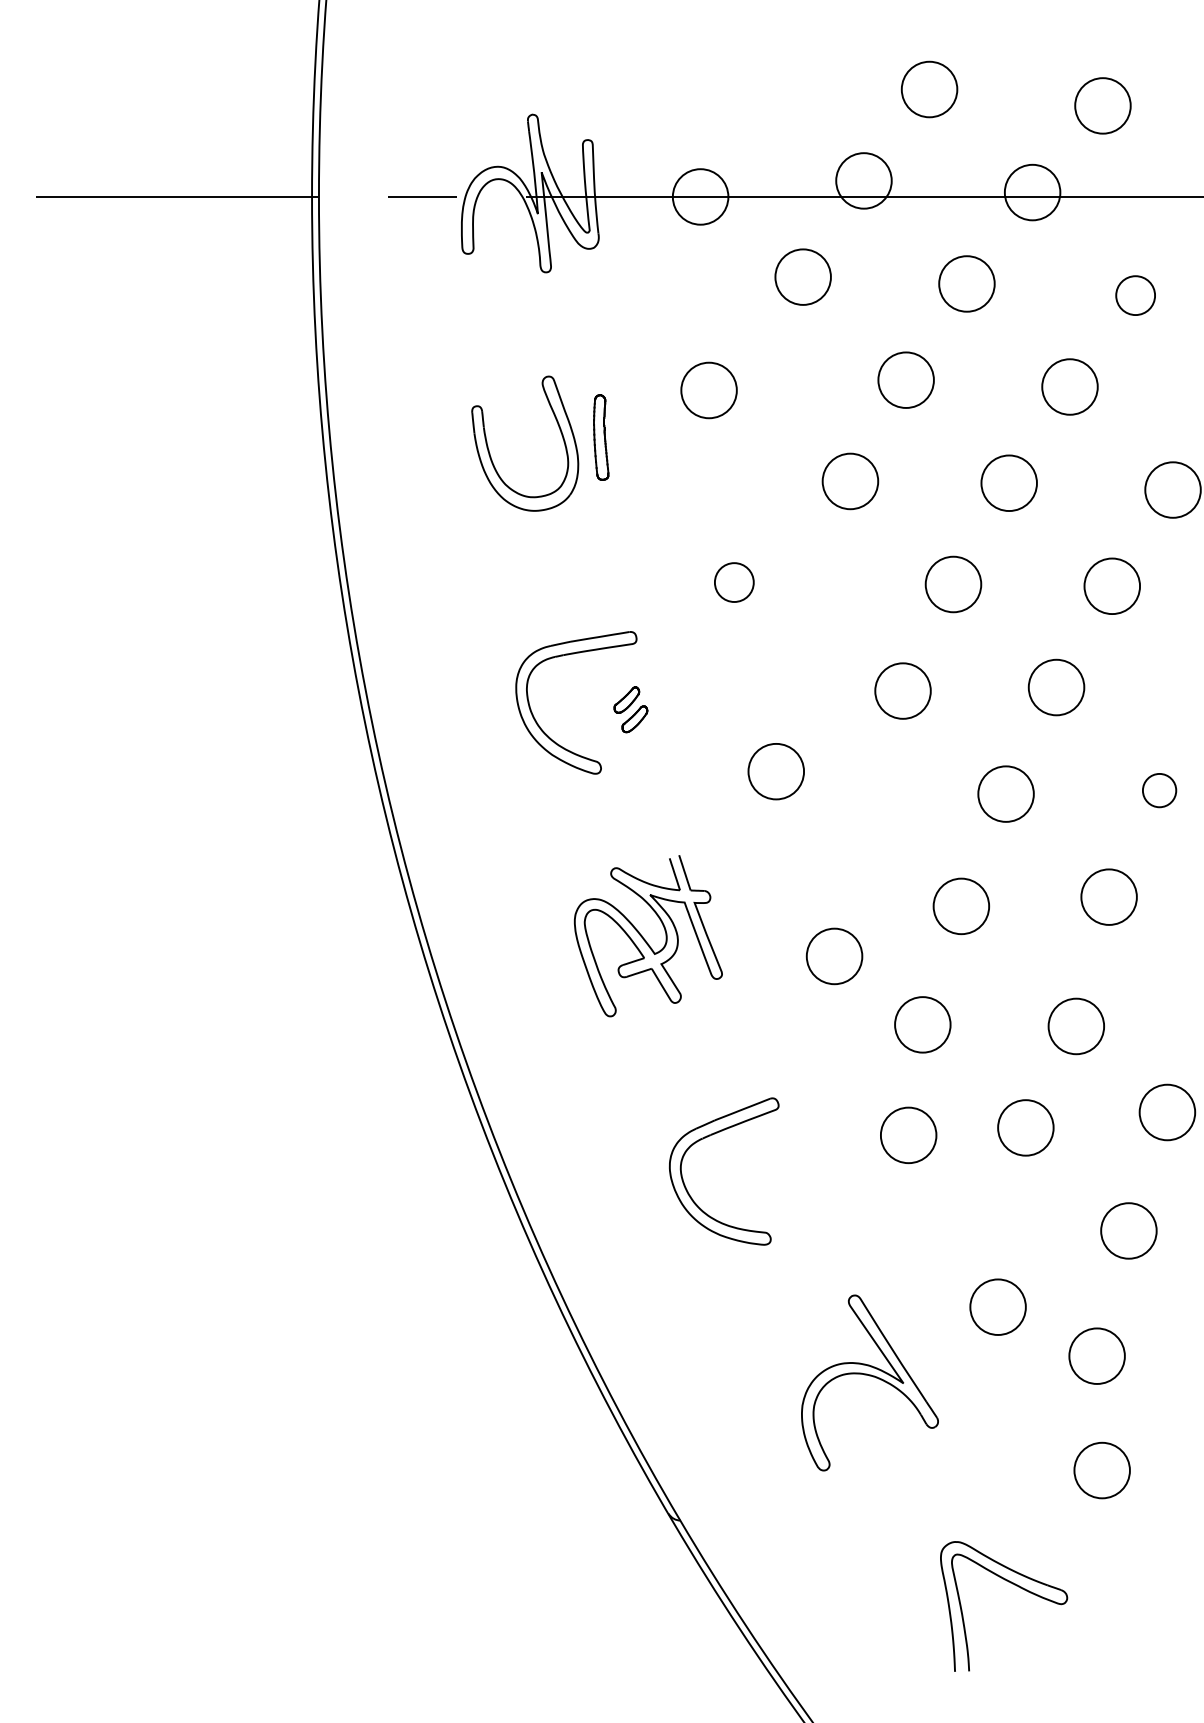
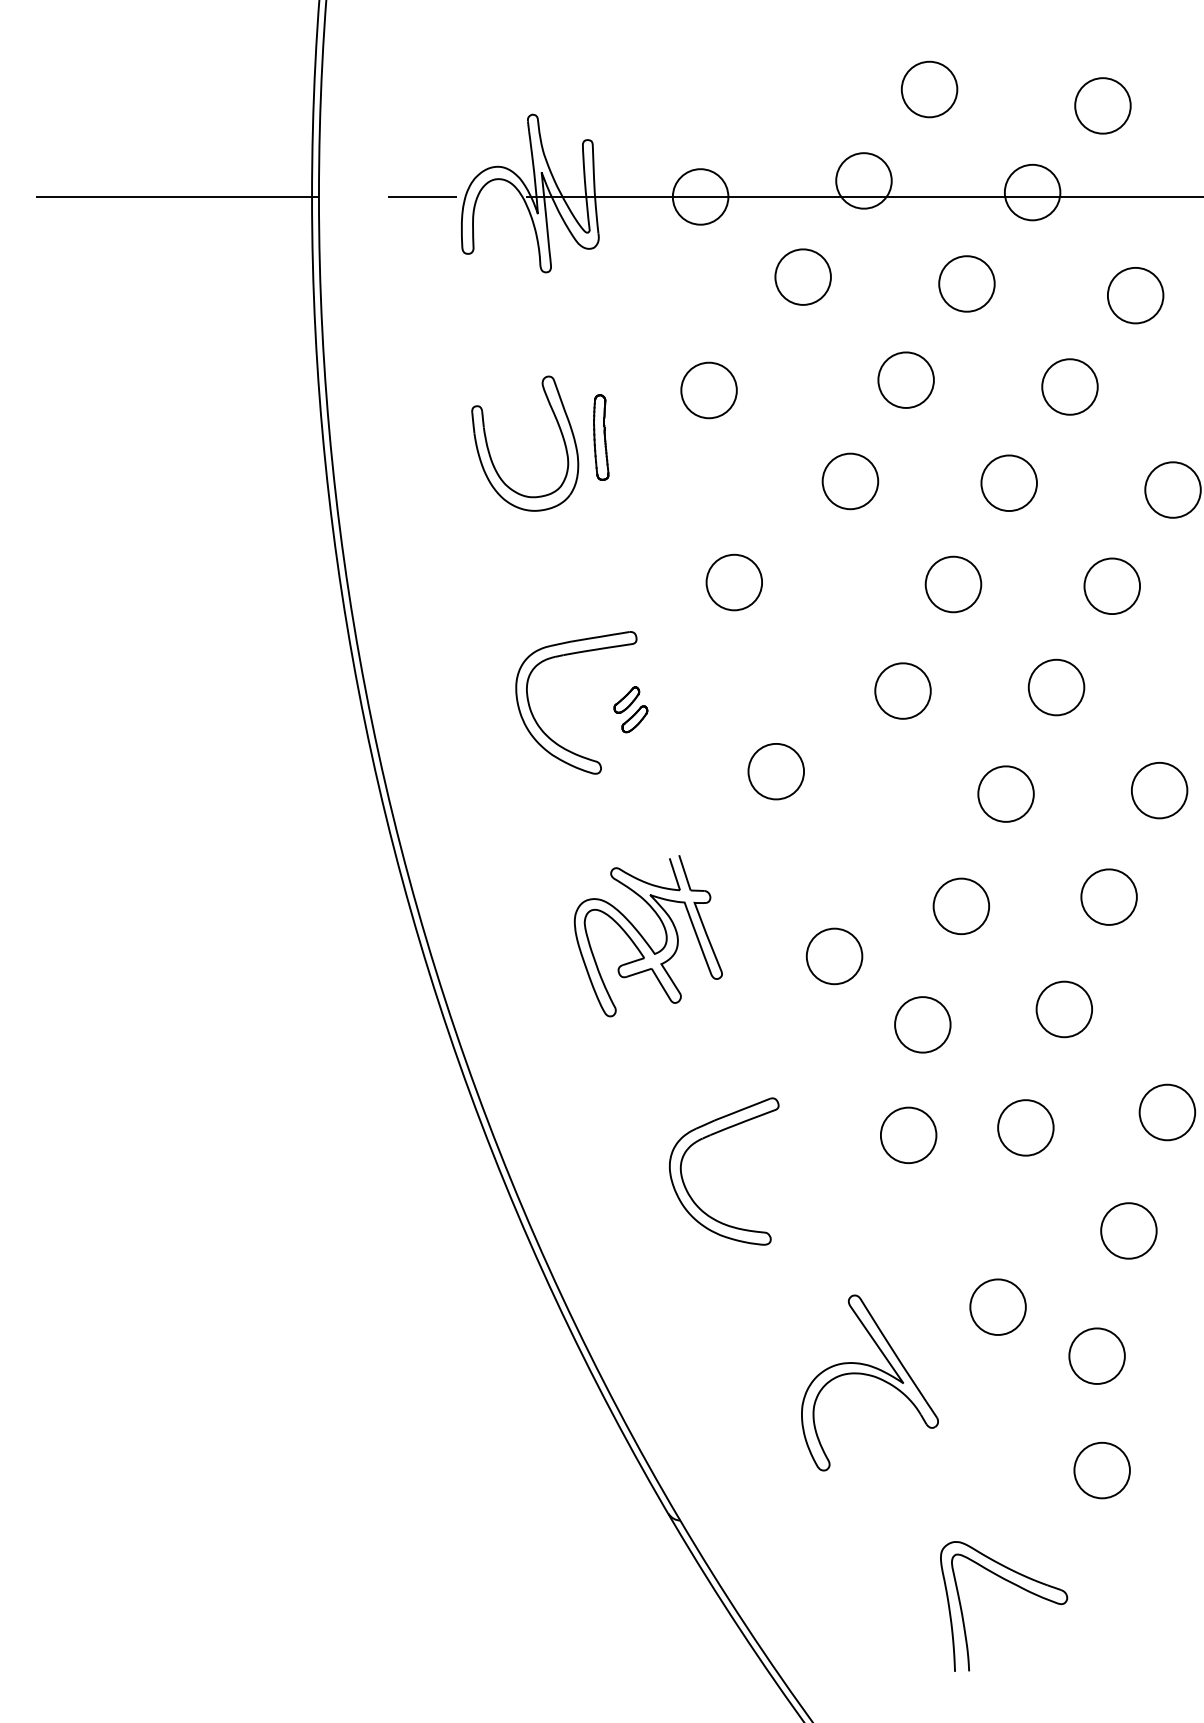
circle diameter: 39 px -> 56 px (1135, 295)
circle diameter: 39 px -> 56 px (734, 582)
circle diameter: 33 px -> 56 px (1159, 790)
circle position: (1075, 1026) -> (1063, 1009) (1063, 1009)
